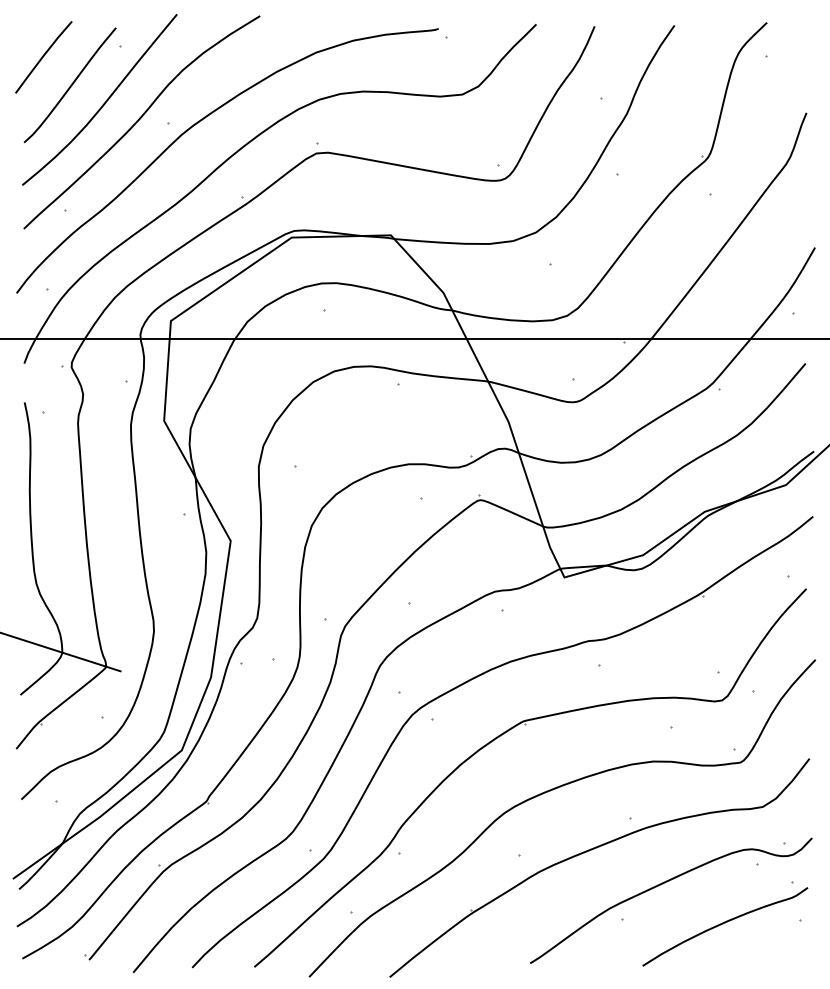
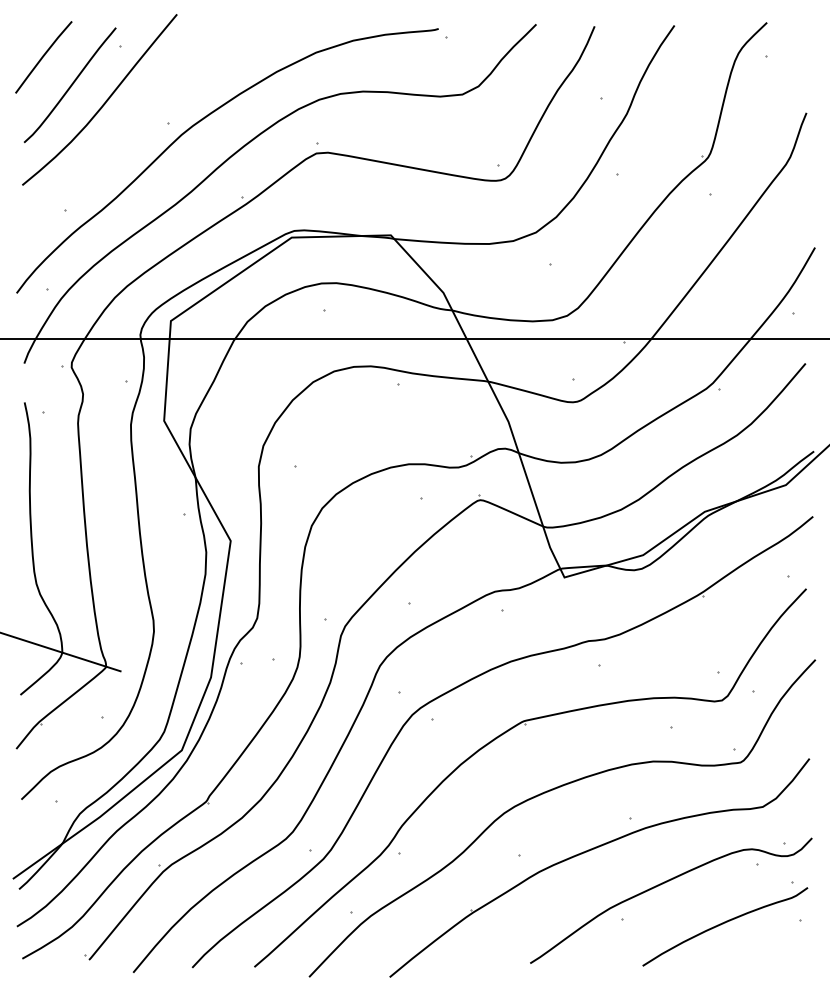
curve: present -> none (139, 120)
